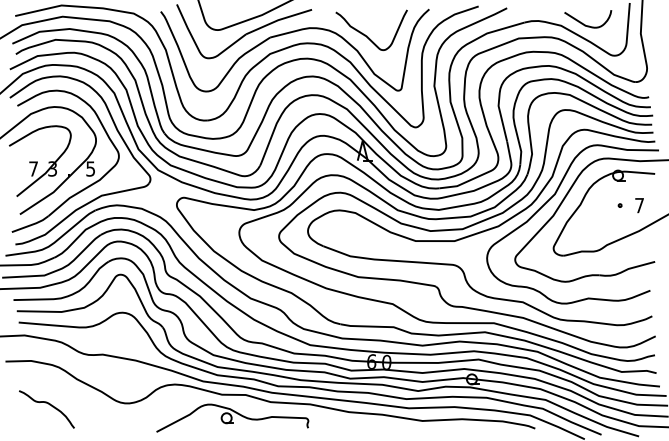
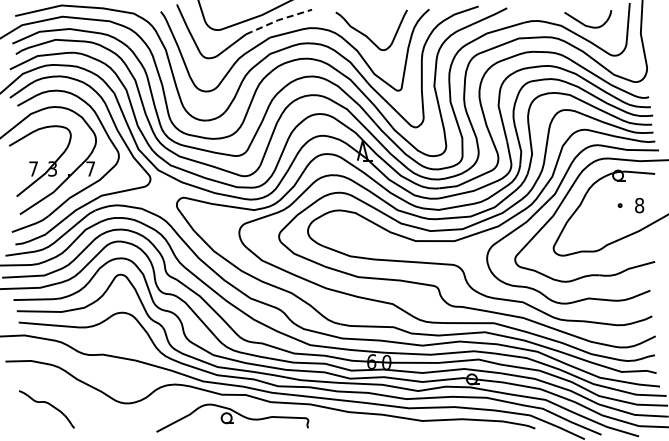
line: solid -> dashed (278, 20)
text: 5 -> 7 (90, 168)
text: 7 -> 8 (639, 205)
